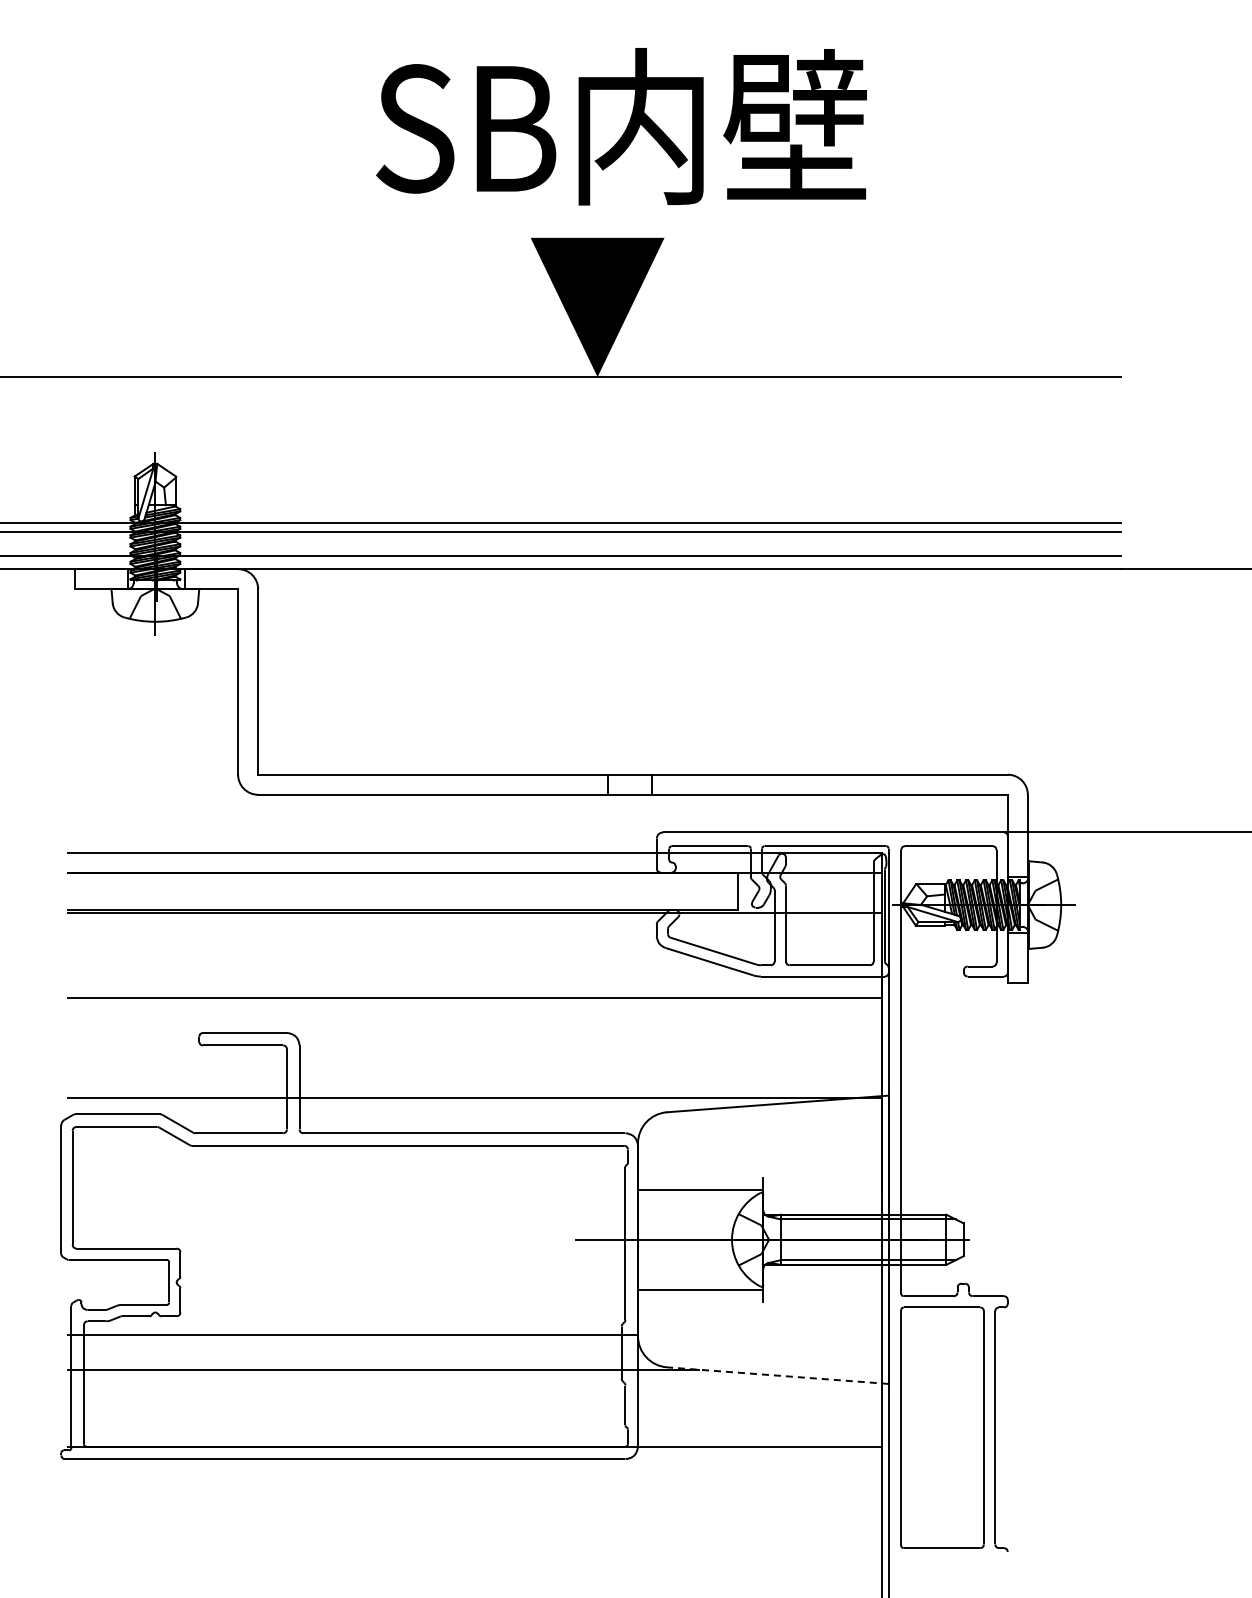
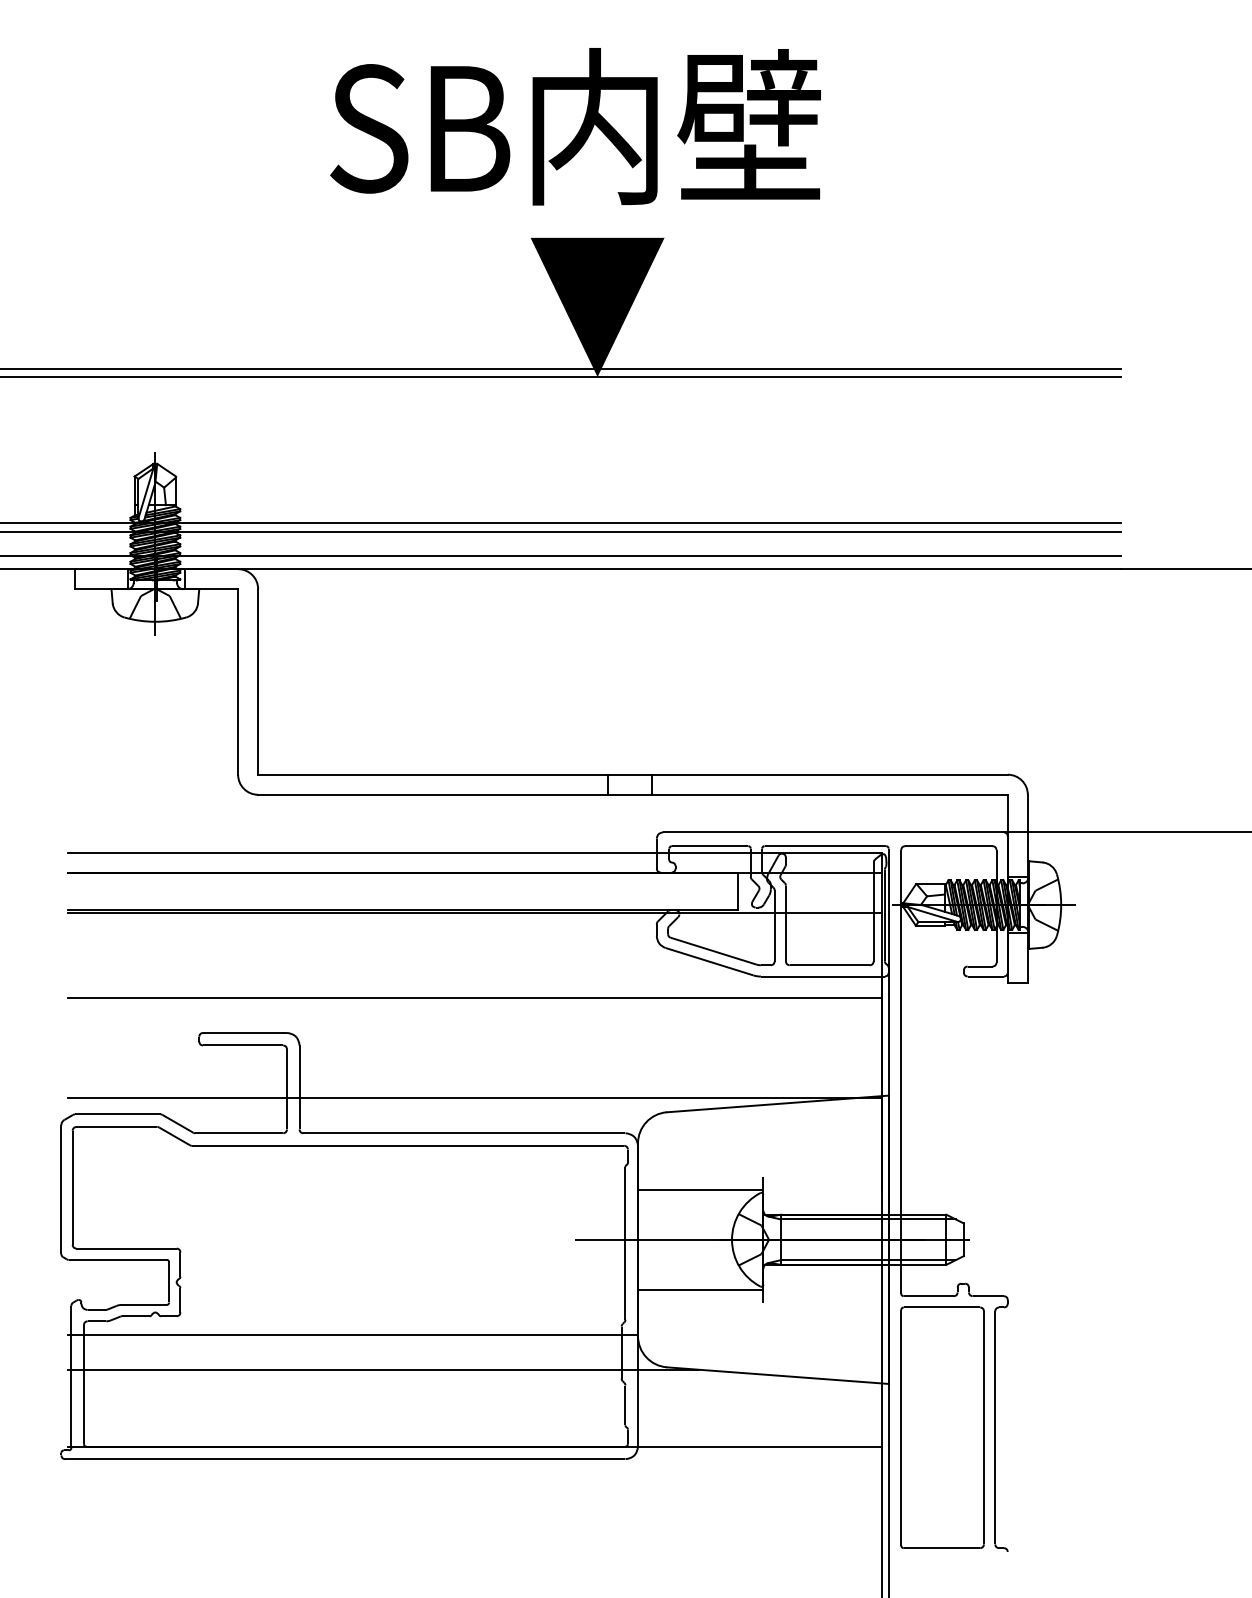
text position: (621, 126) -> (575, 126) (575, 126)
line: none -> present (561, 368)
line: dashed -> solid (777, 1375)
